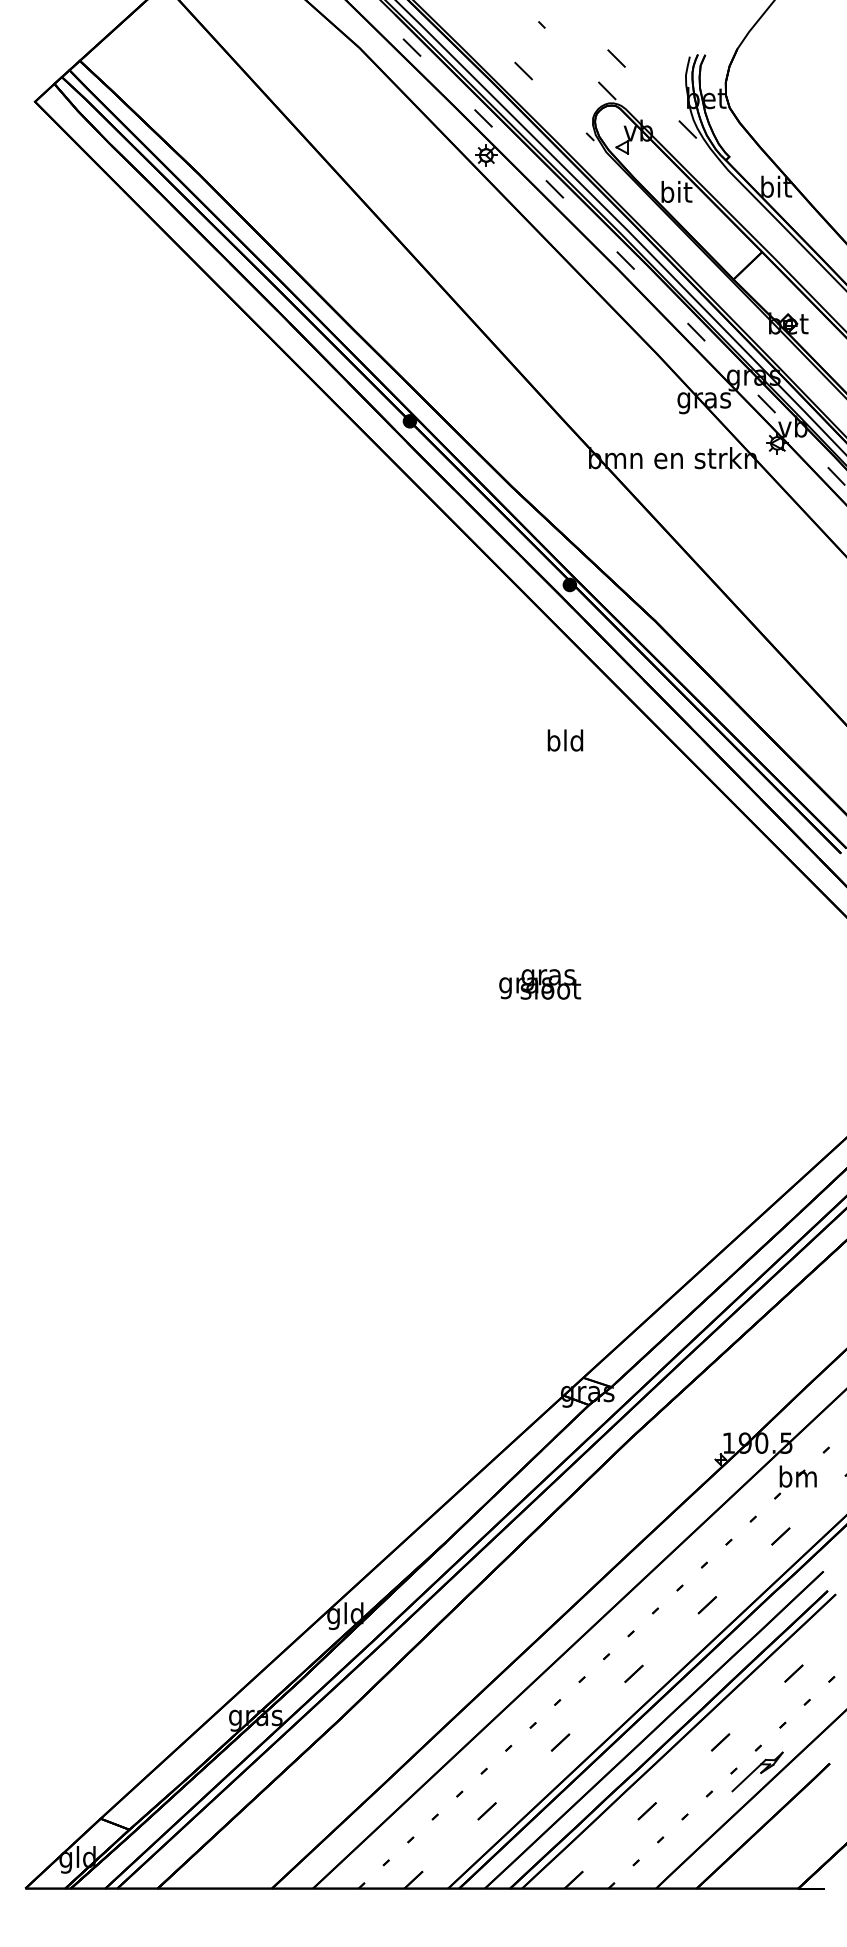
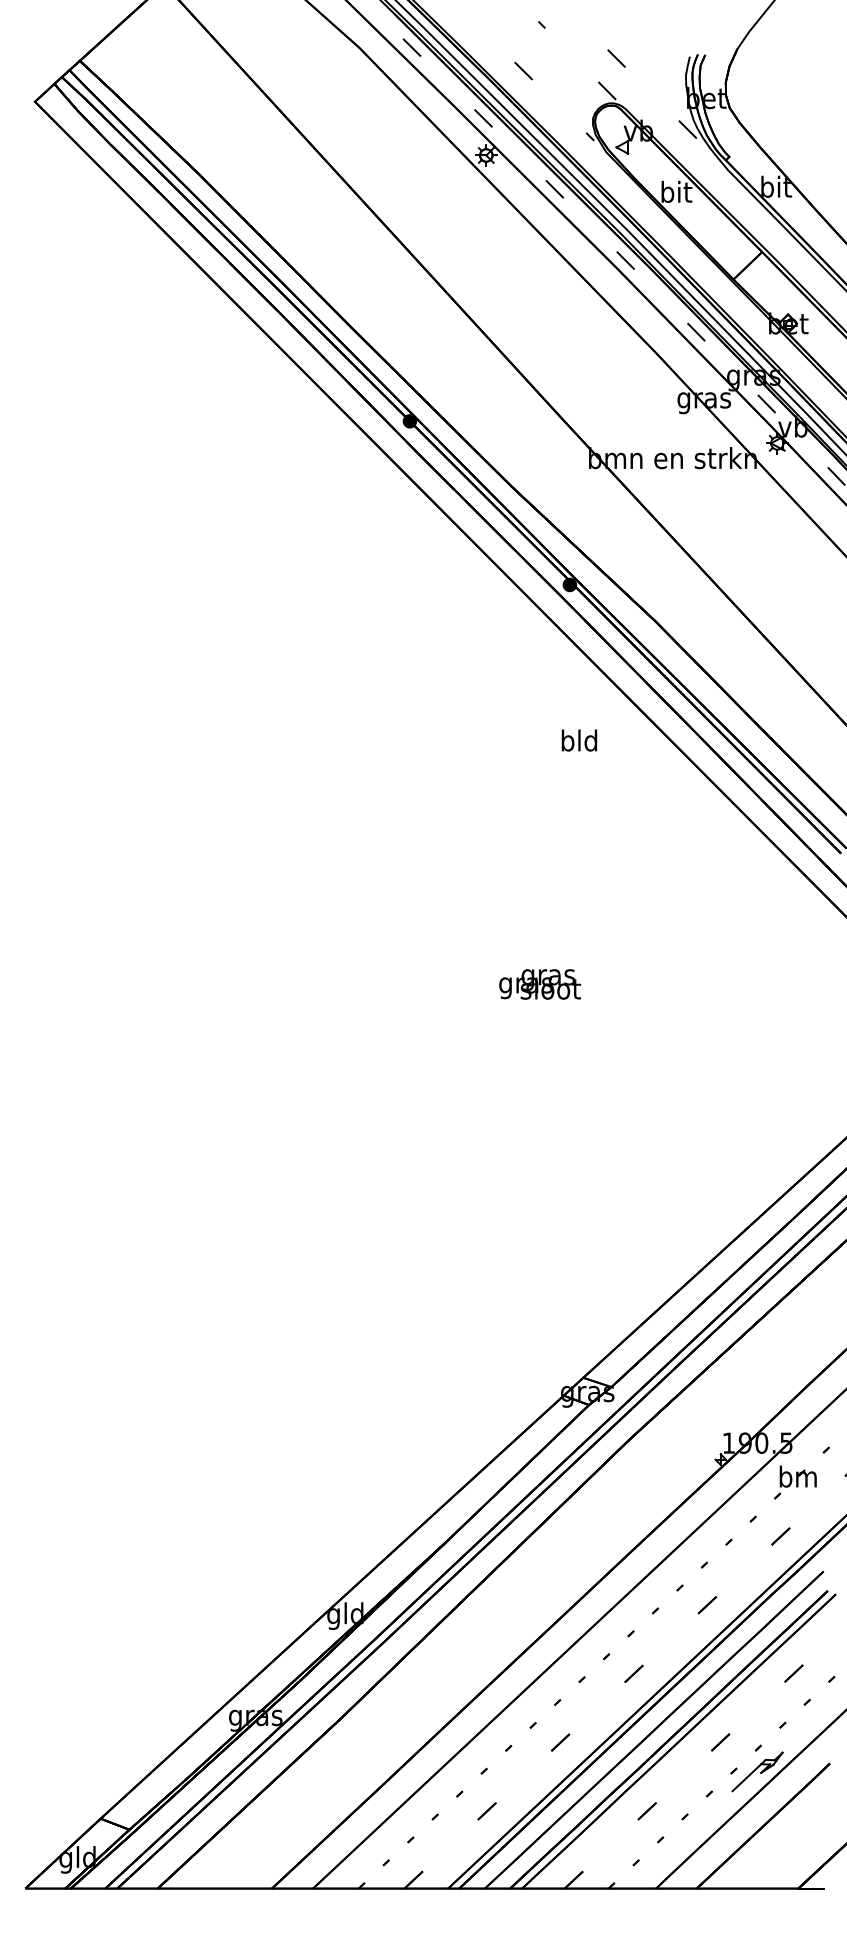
text position: (565, 740) -> (579, 740) (579, 740)
